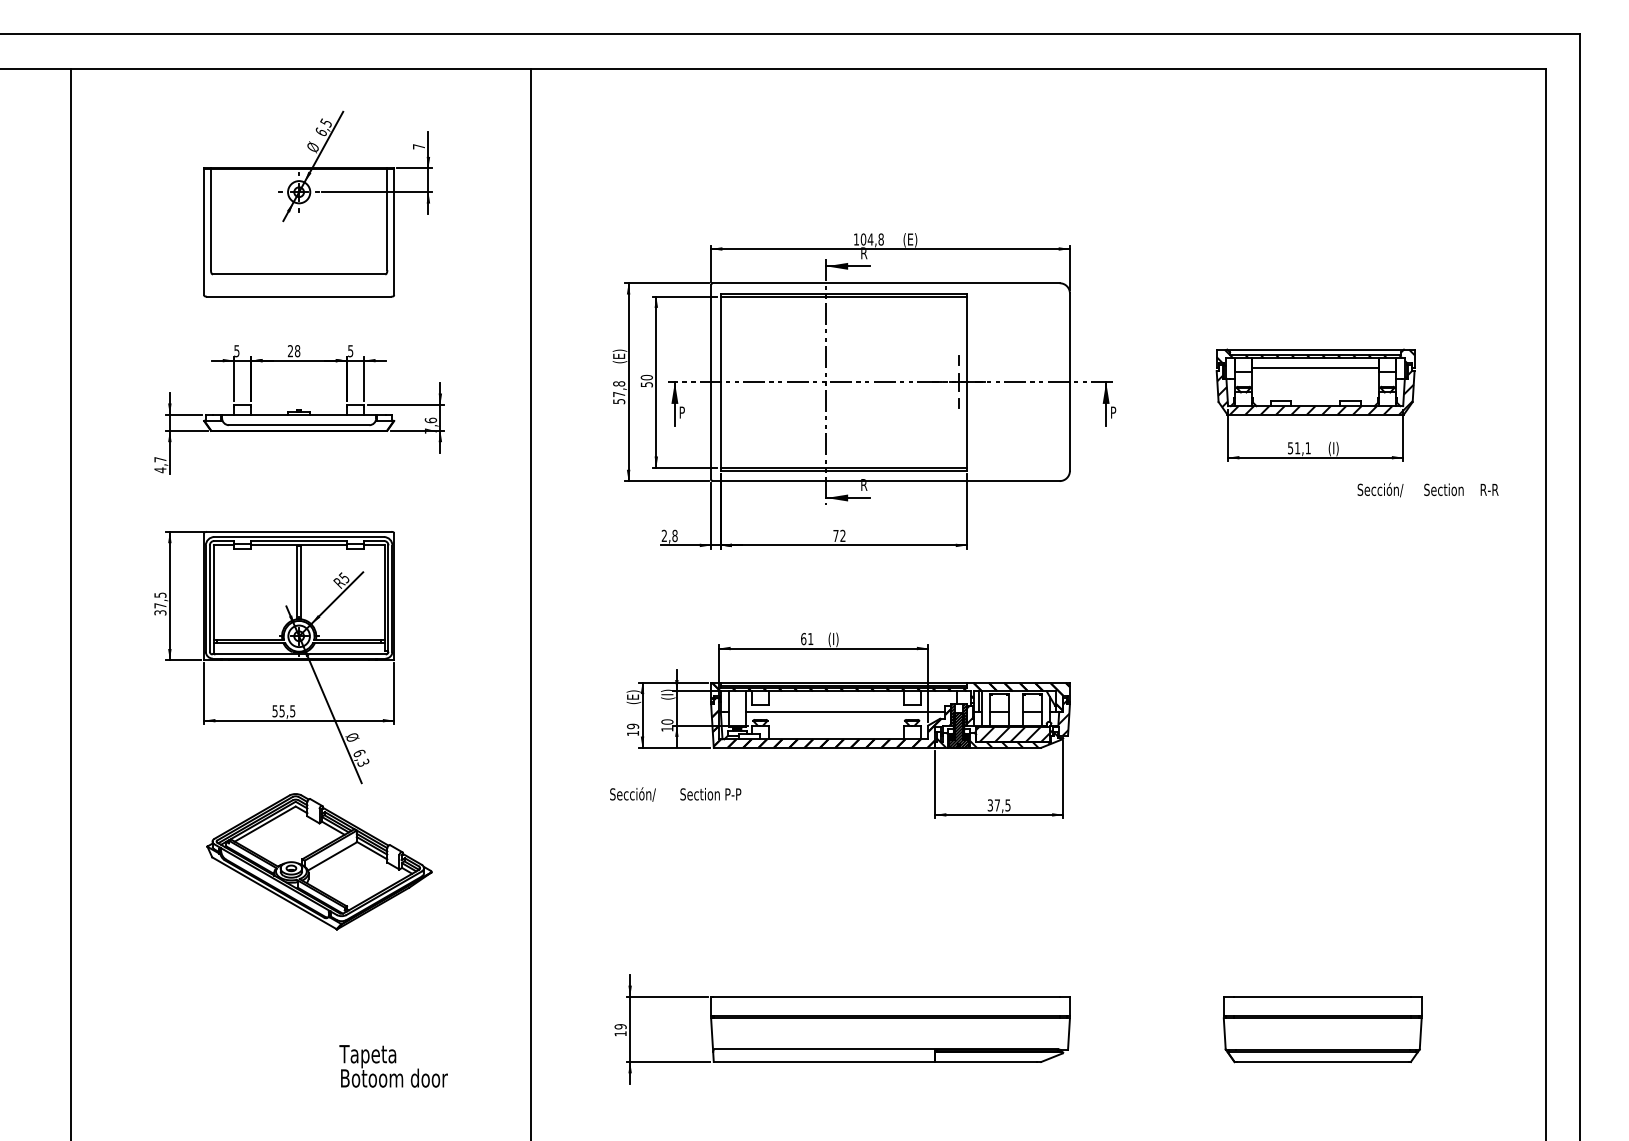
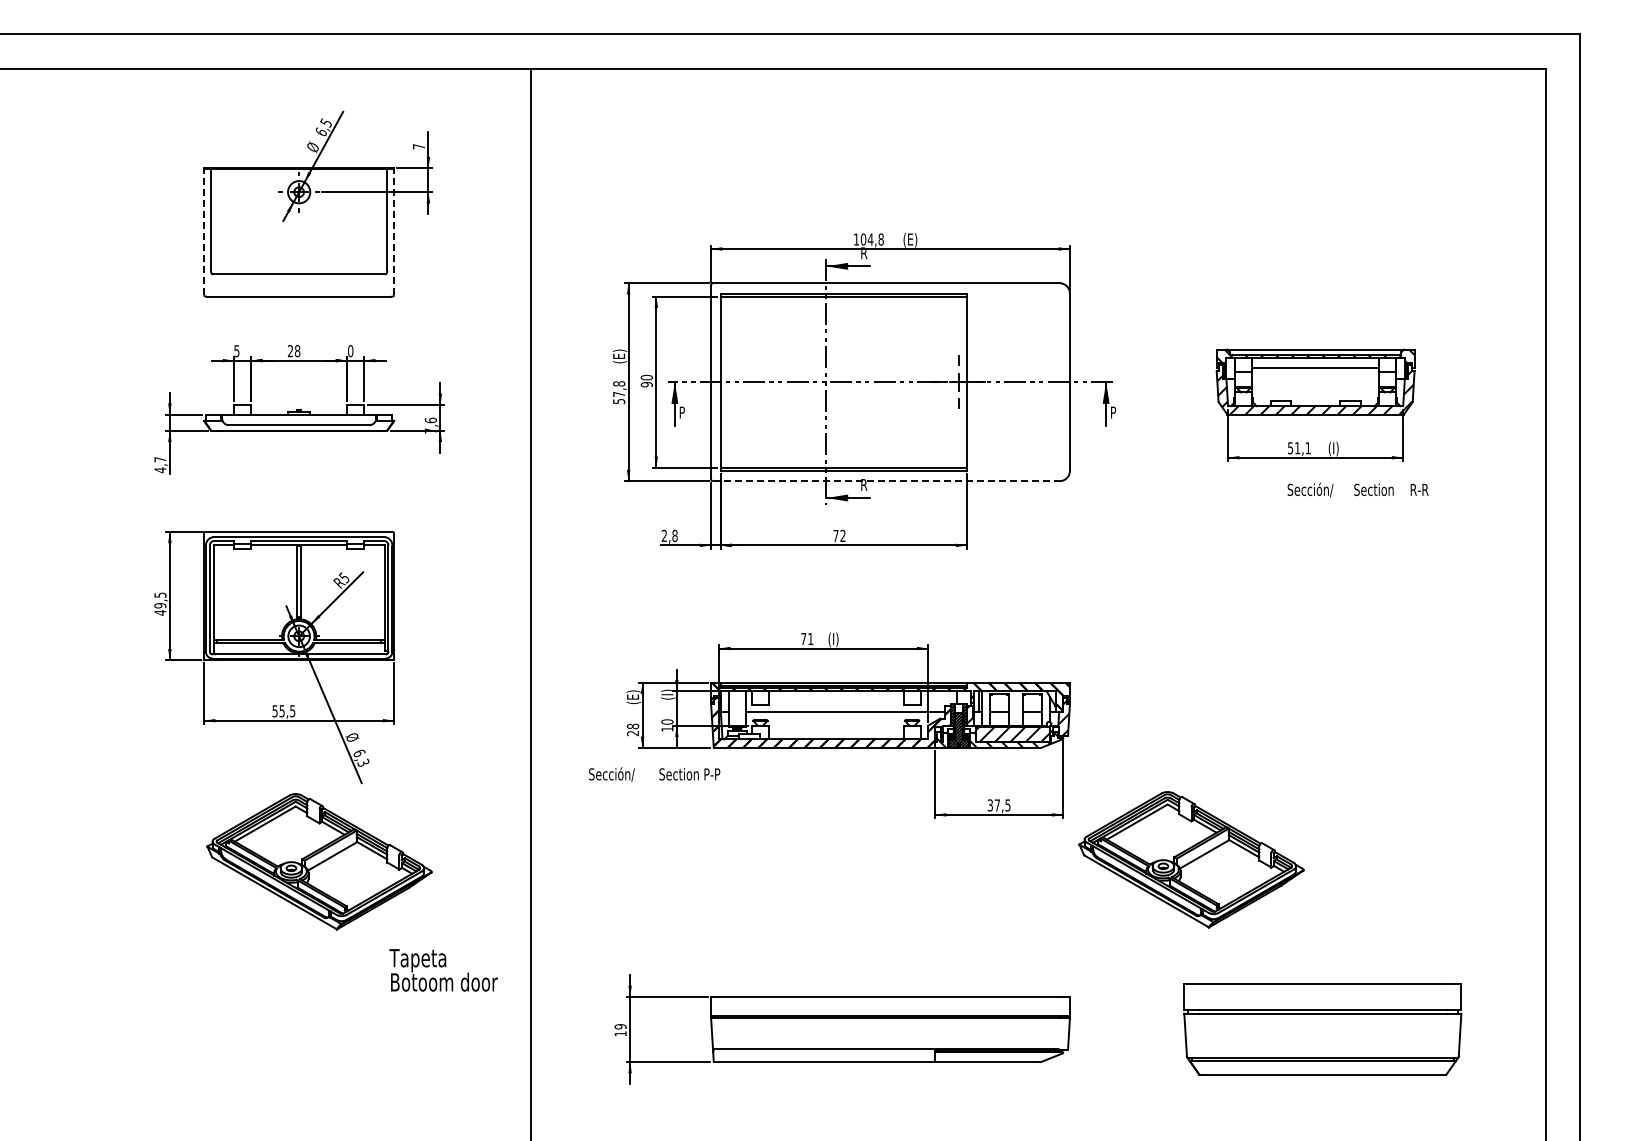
line: solid -> dashed (204, 231)
line: solid -> dashed (394, 231)
text: 5 -> 0 (350, 351)
text: 50 -> 90 (646, 384)
line: solid -> dashed (886, 481)
text position: (1427, 489) -> (1357, 489) (1357, 489)
line: present -> none (70, 602)
text: 37,5 -> 49,5 (160, 609)
text: 61 -> 71 (803, 638)
text: 19 -> 28 (633, 729)
text position: (675, 794) -> (654, 774) (654, 774)
part: none -> present (1191, 859)
part size: 201x68 px -> 280x93 px (1322, 1029)
text position: (393, 1066) -> (443, 970) (443, 970)
